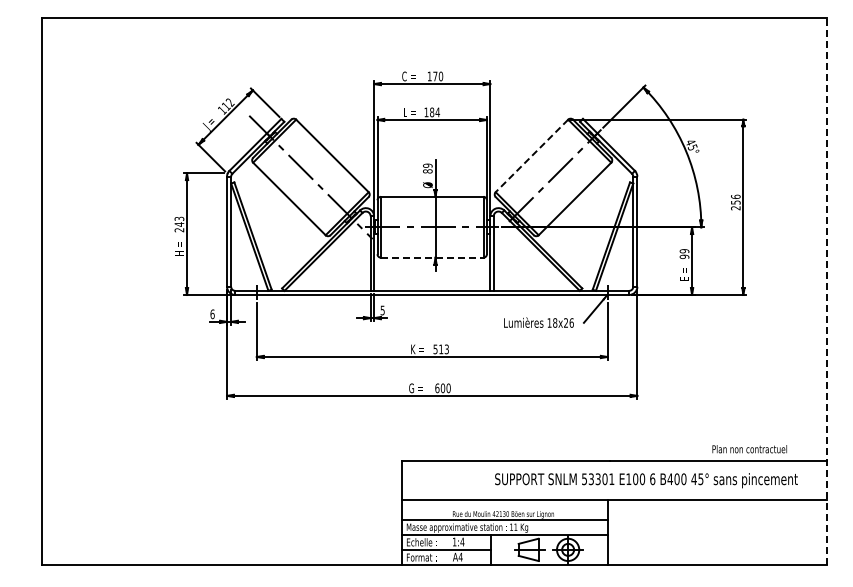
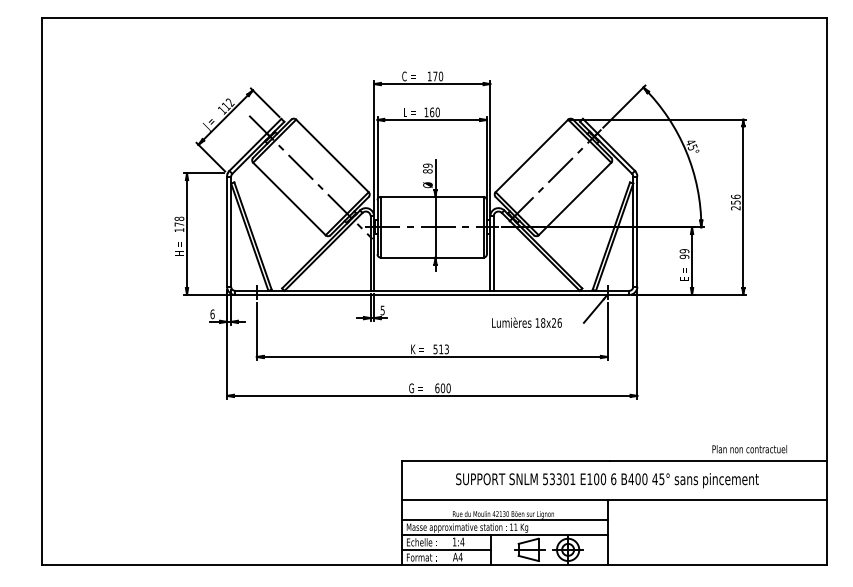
text: 184 -> 160 (435, 112)
line: dashed -> solid (531, 156)
text: 243 -> 178 (179, 224)
line: dashed -> solid (432, 257)
line: dashed -> solid (827, 291)
text position: (538, 322) -> (526, 322) (526, 322)
text position: (646, 480) -> (607, 480) (607, 480)
